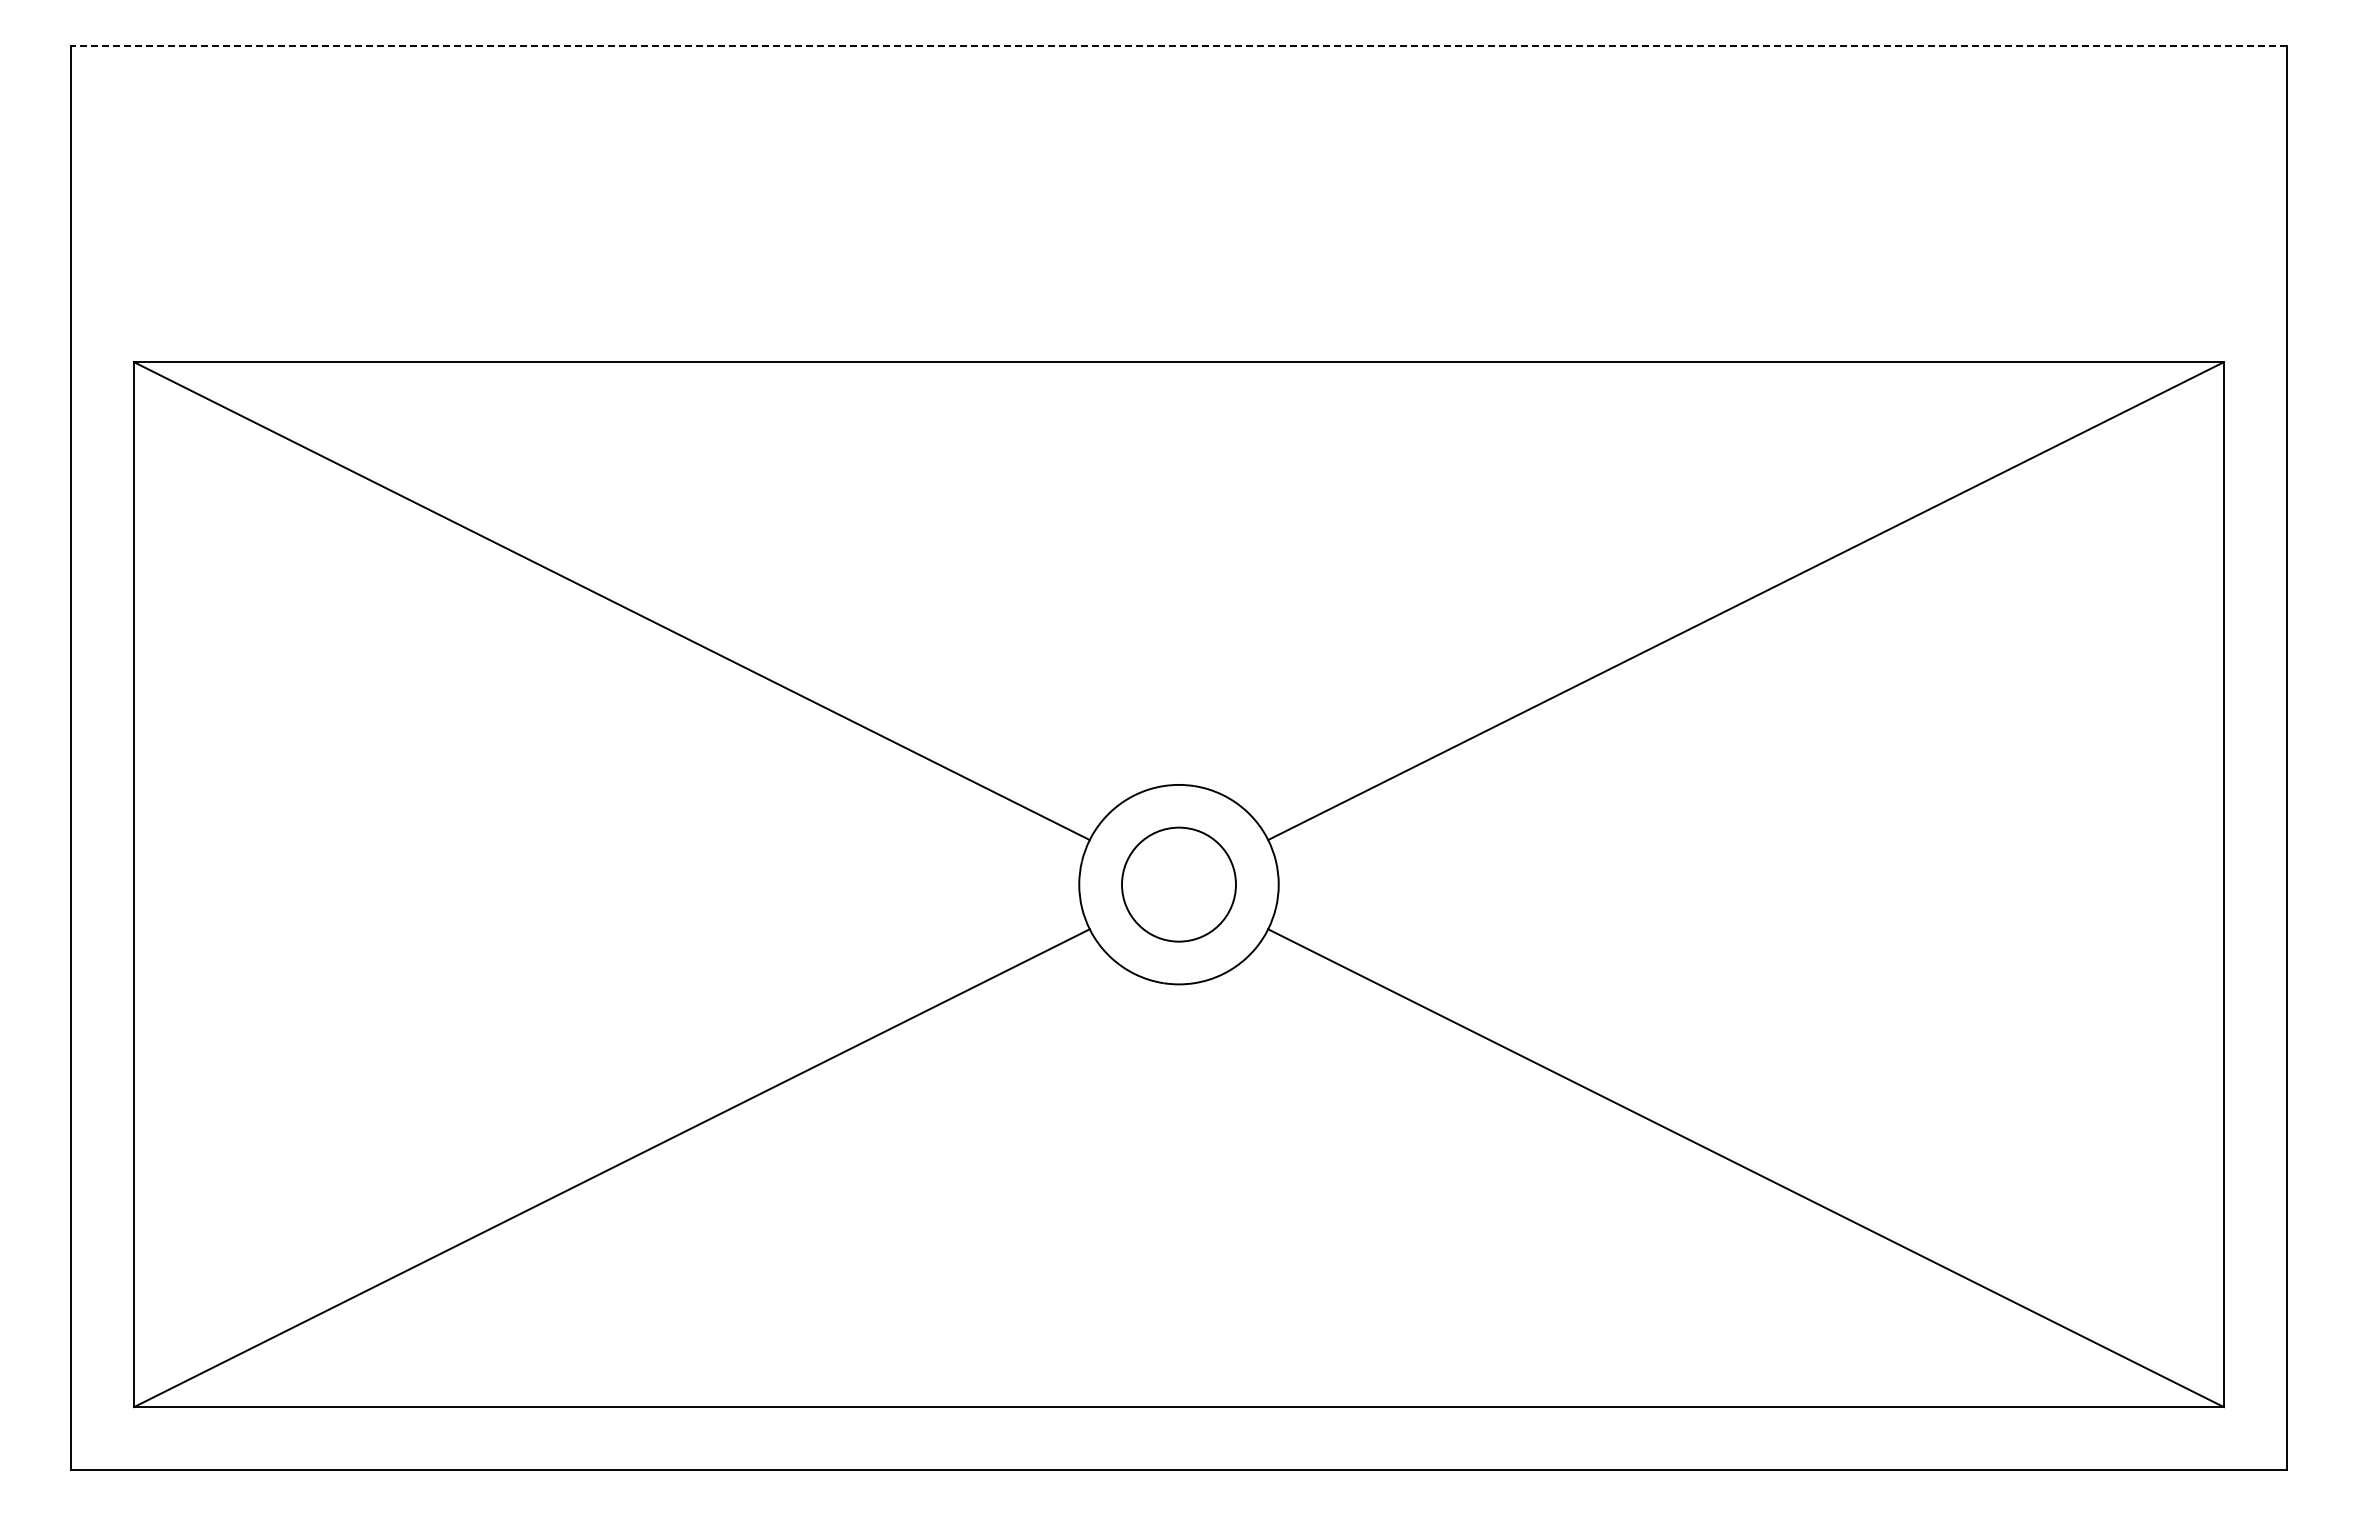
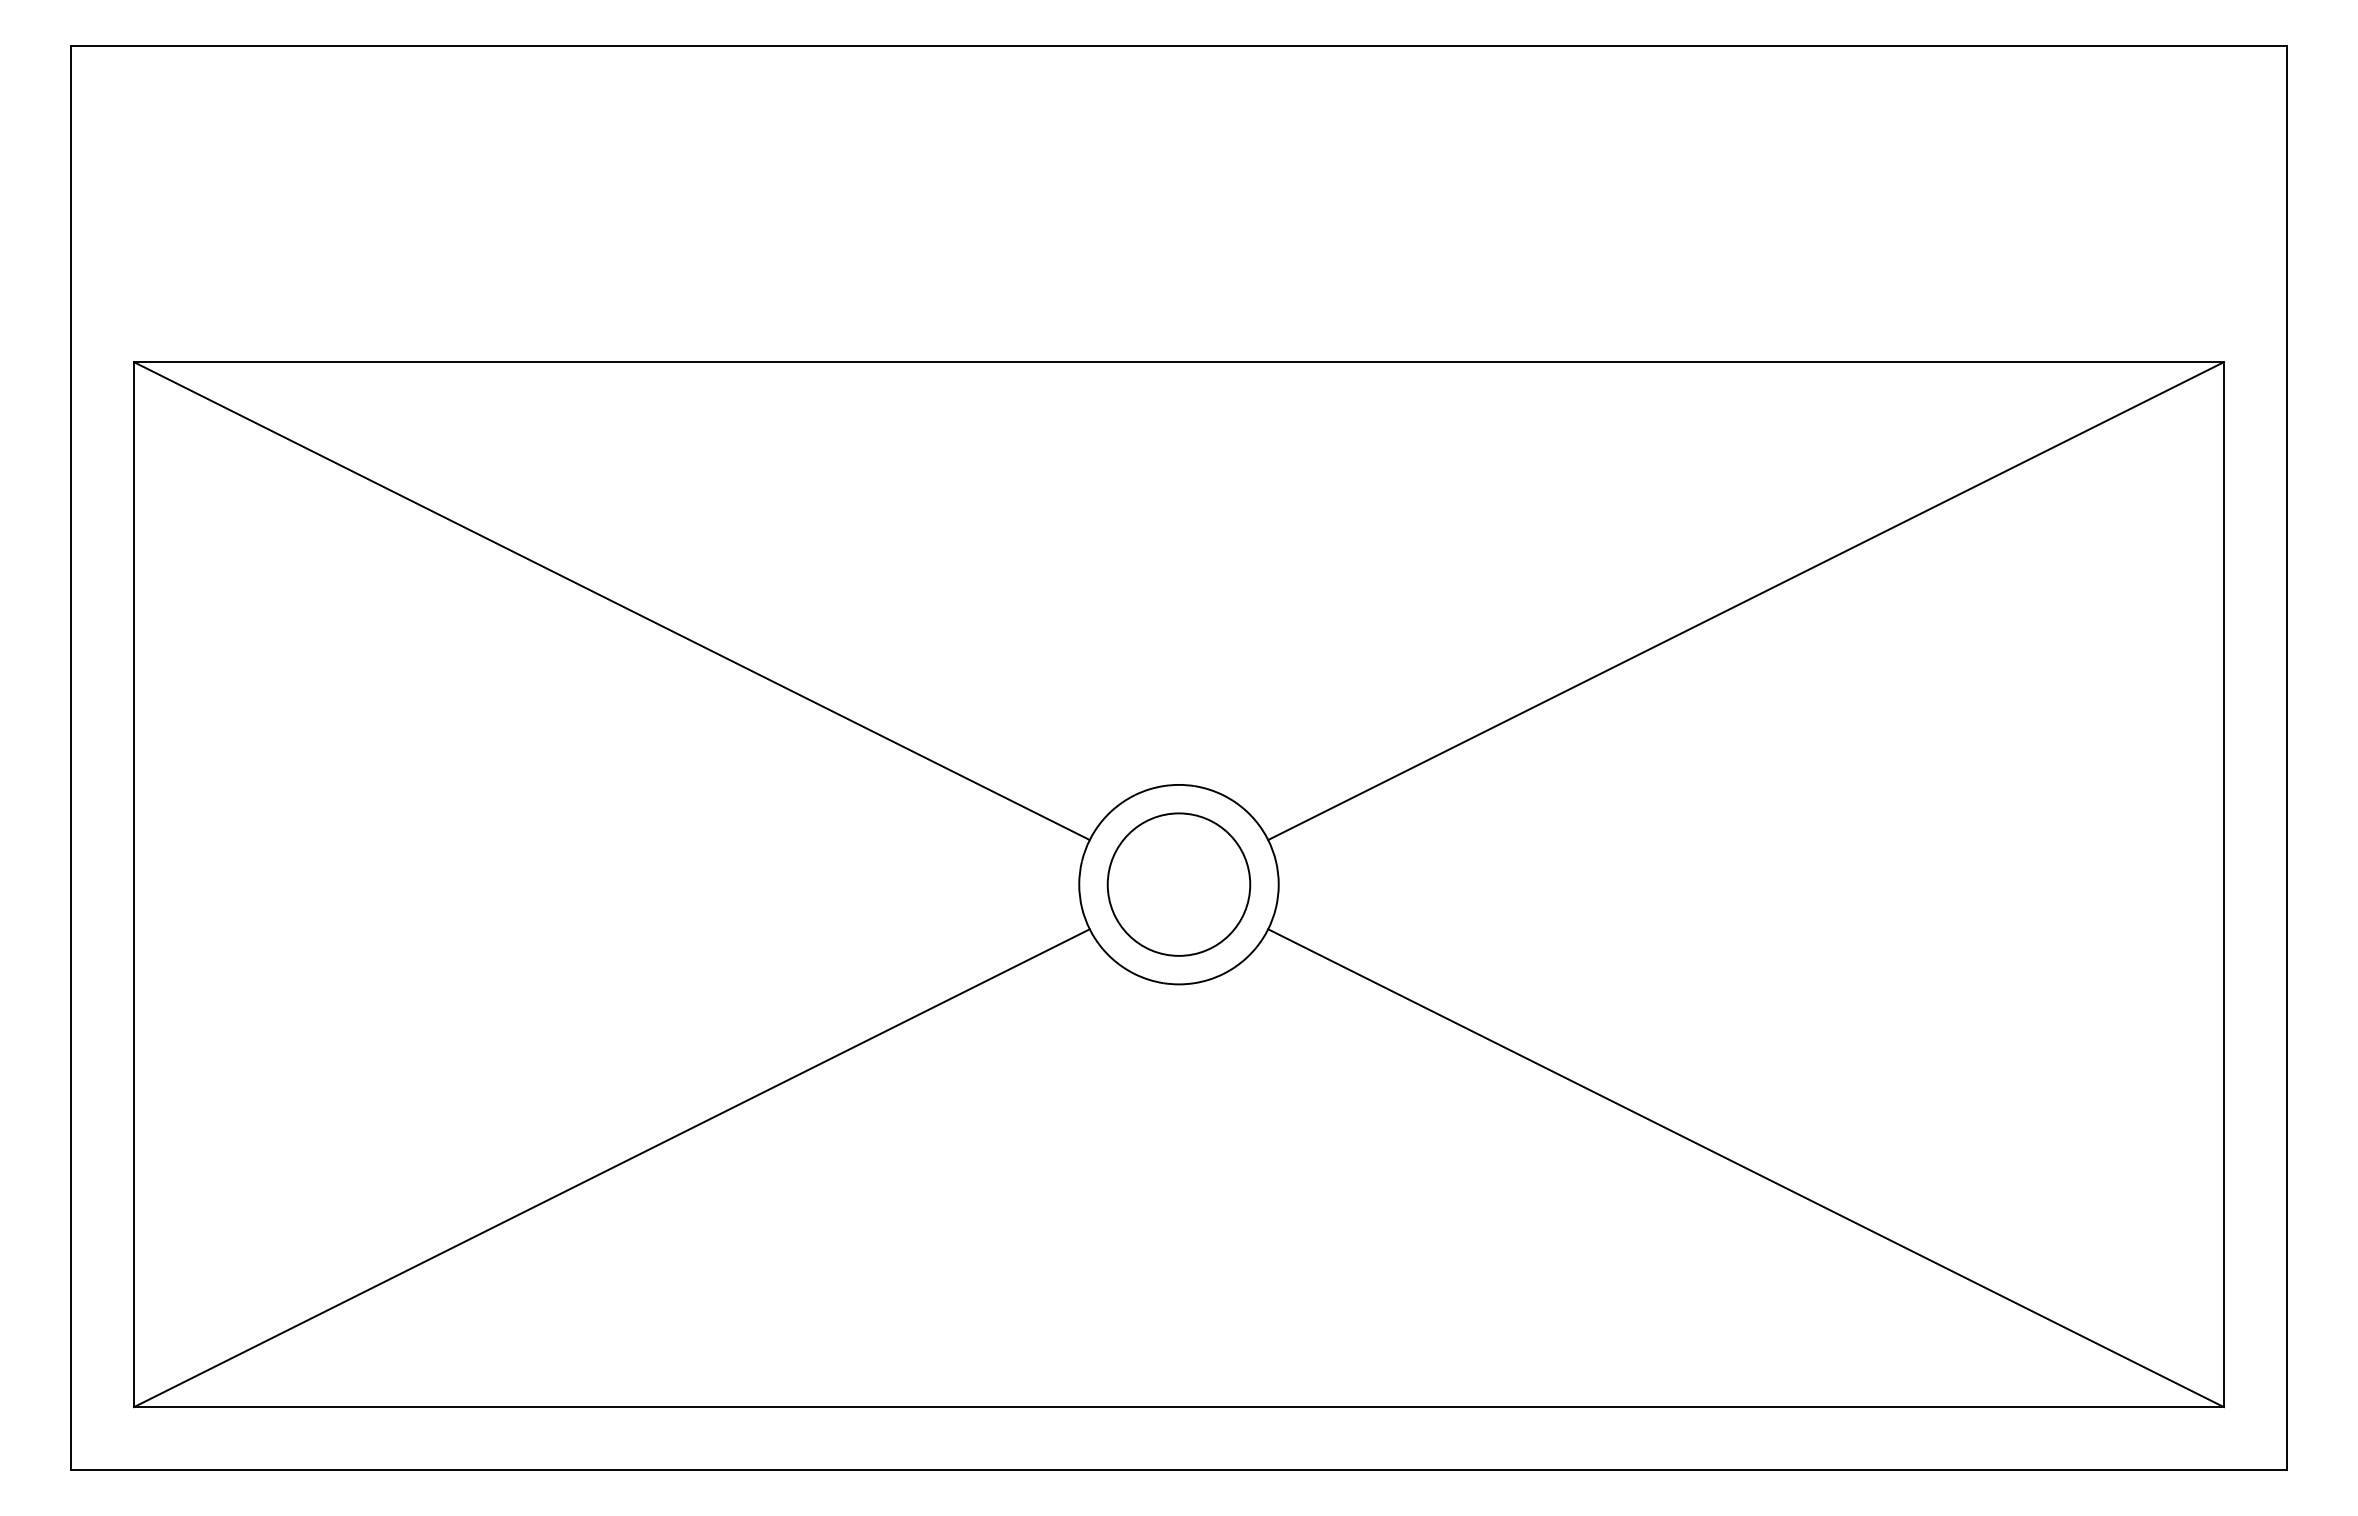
line: dashed -> solid (1178, 45)
circle diameter: 114 px -> 142 px (1178, 884)
